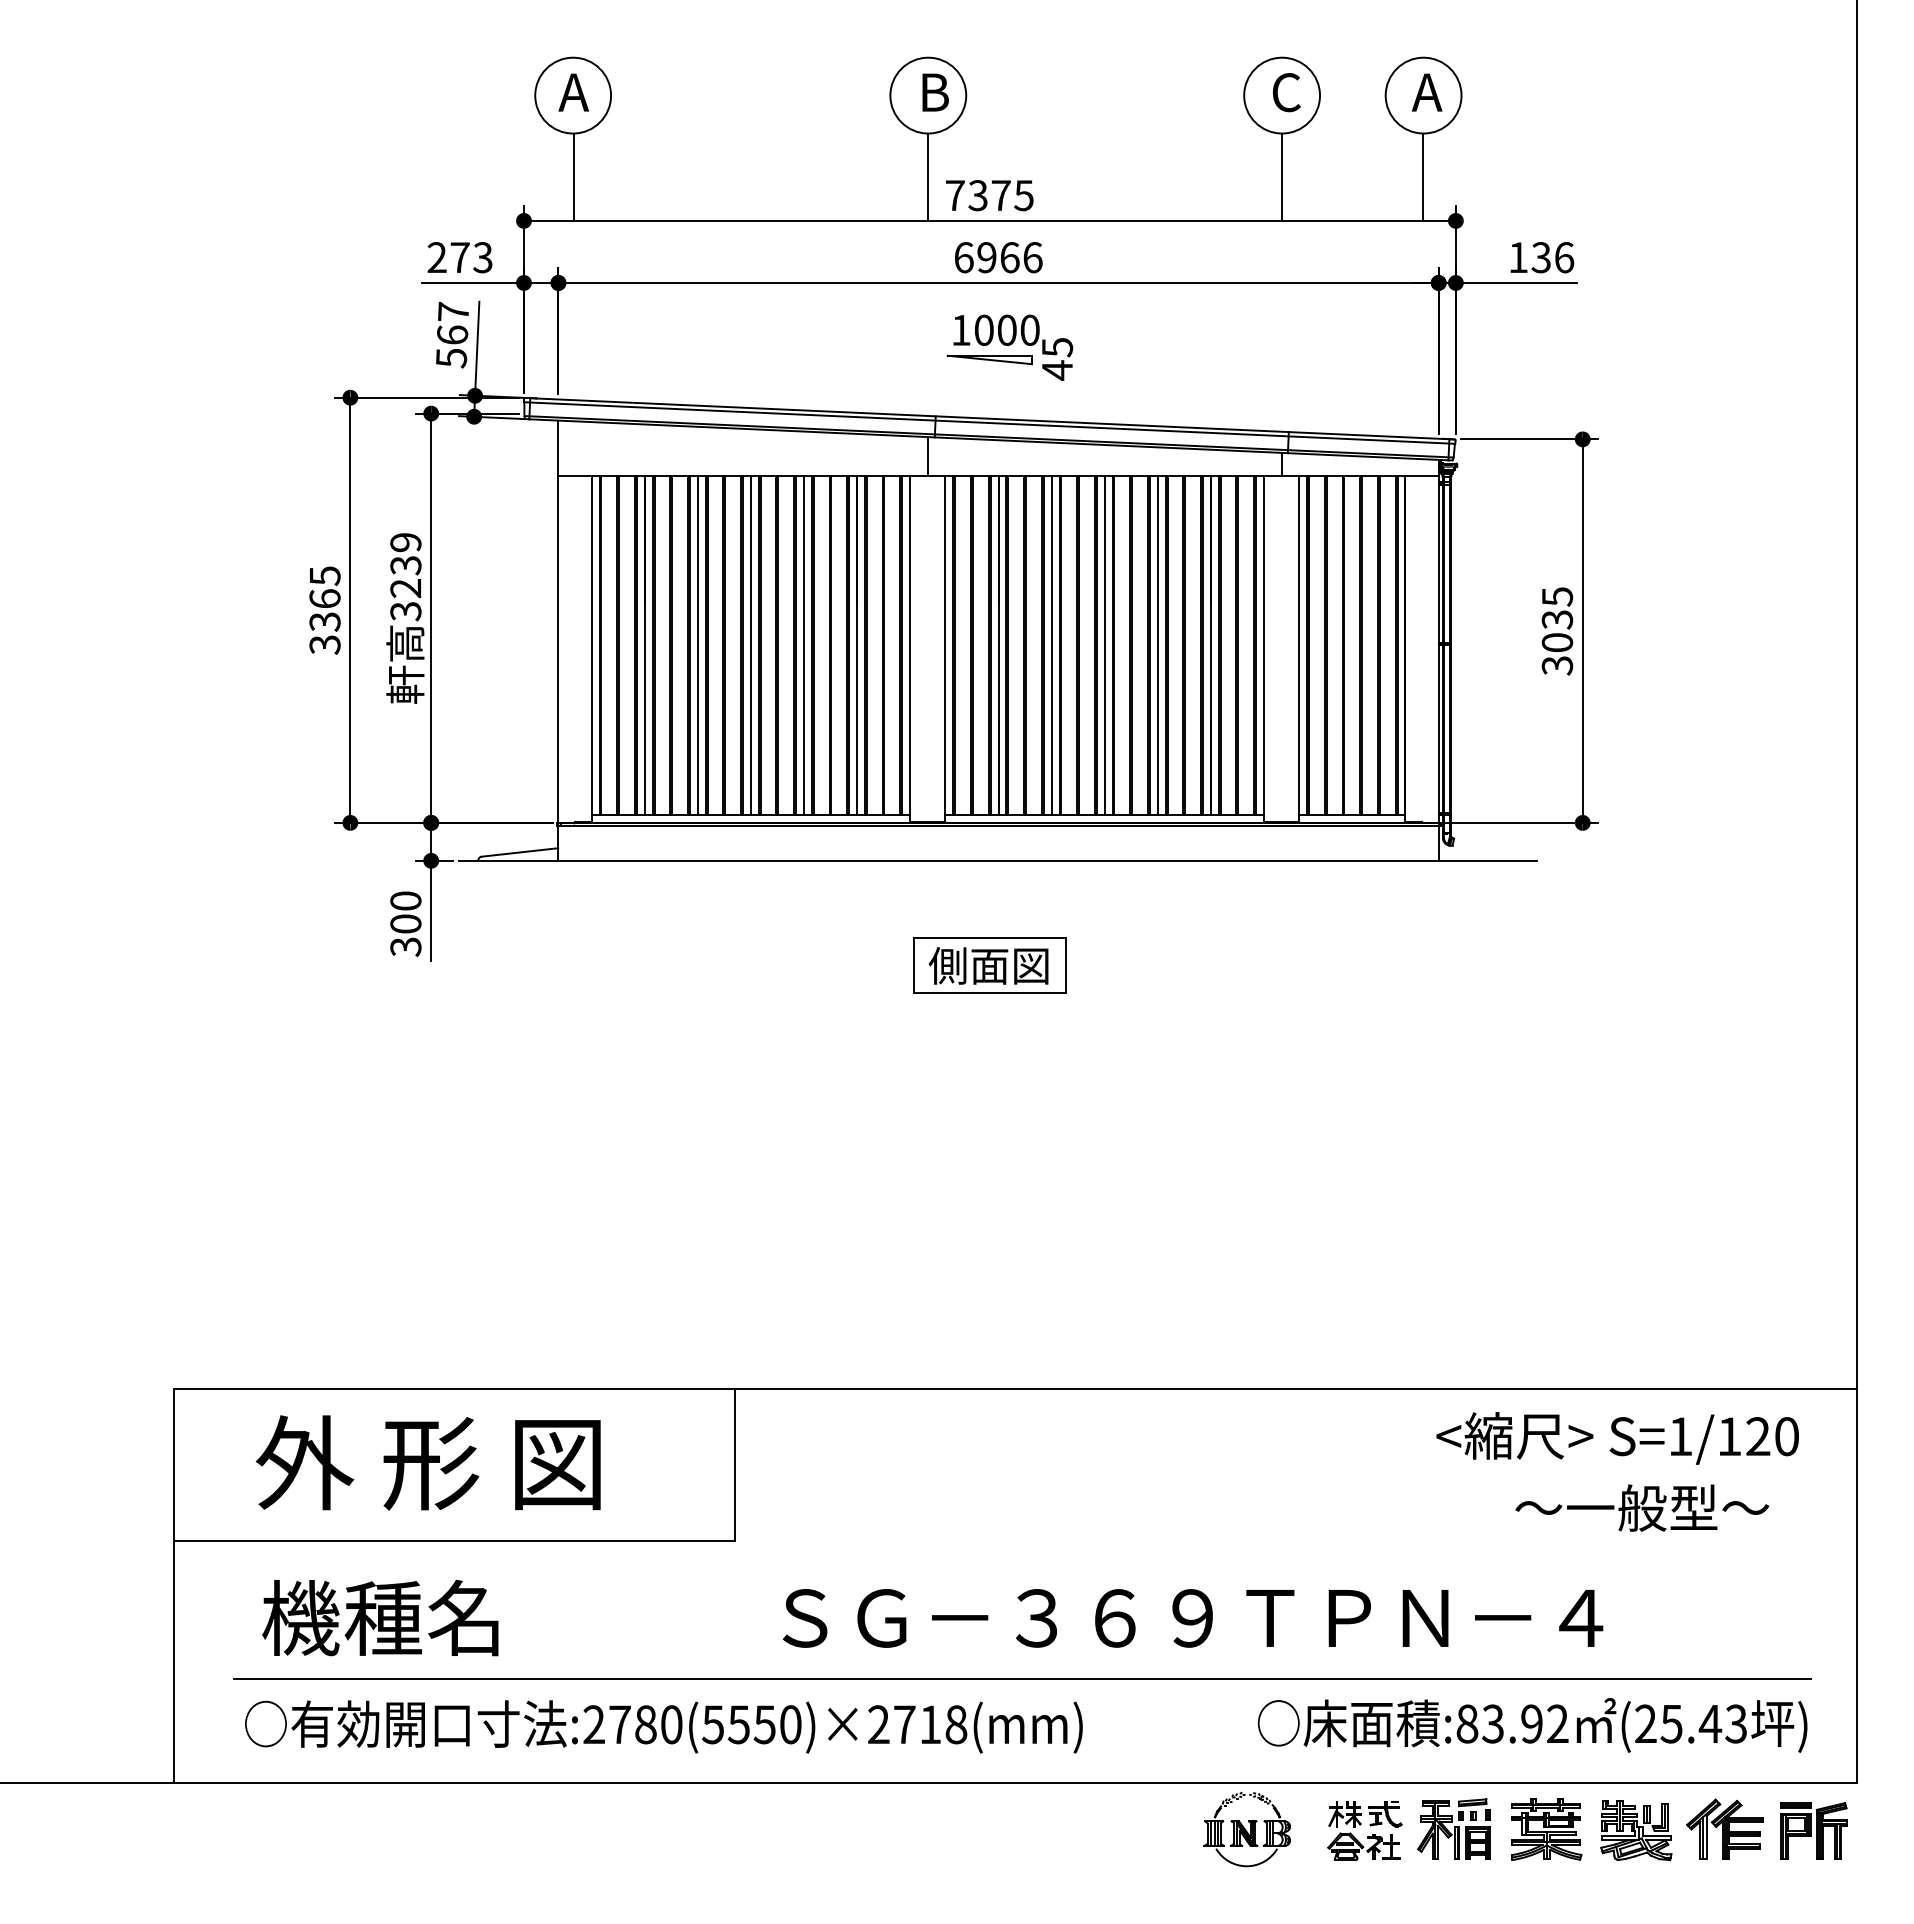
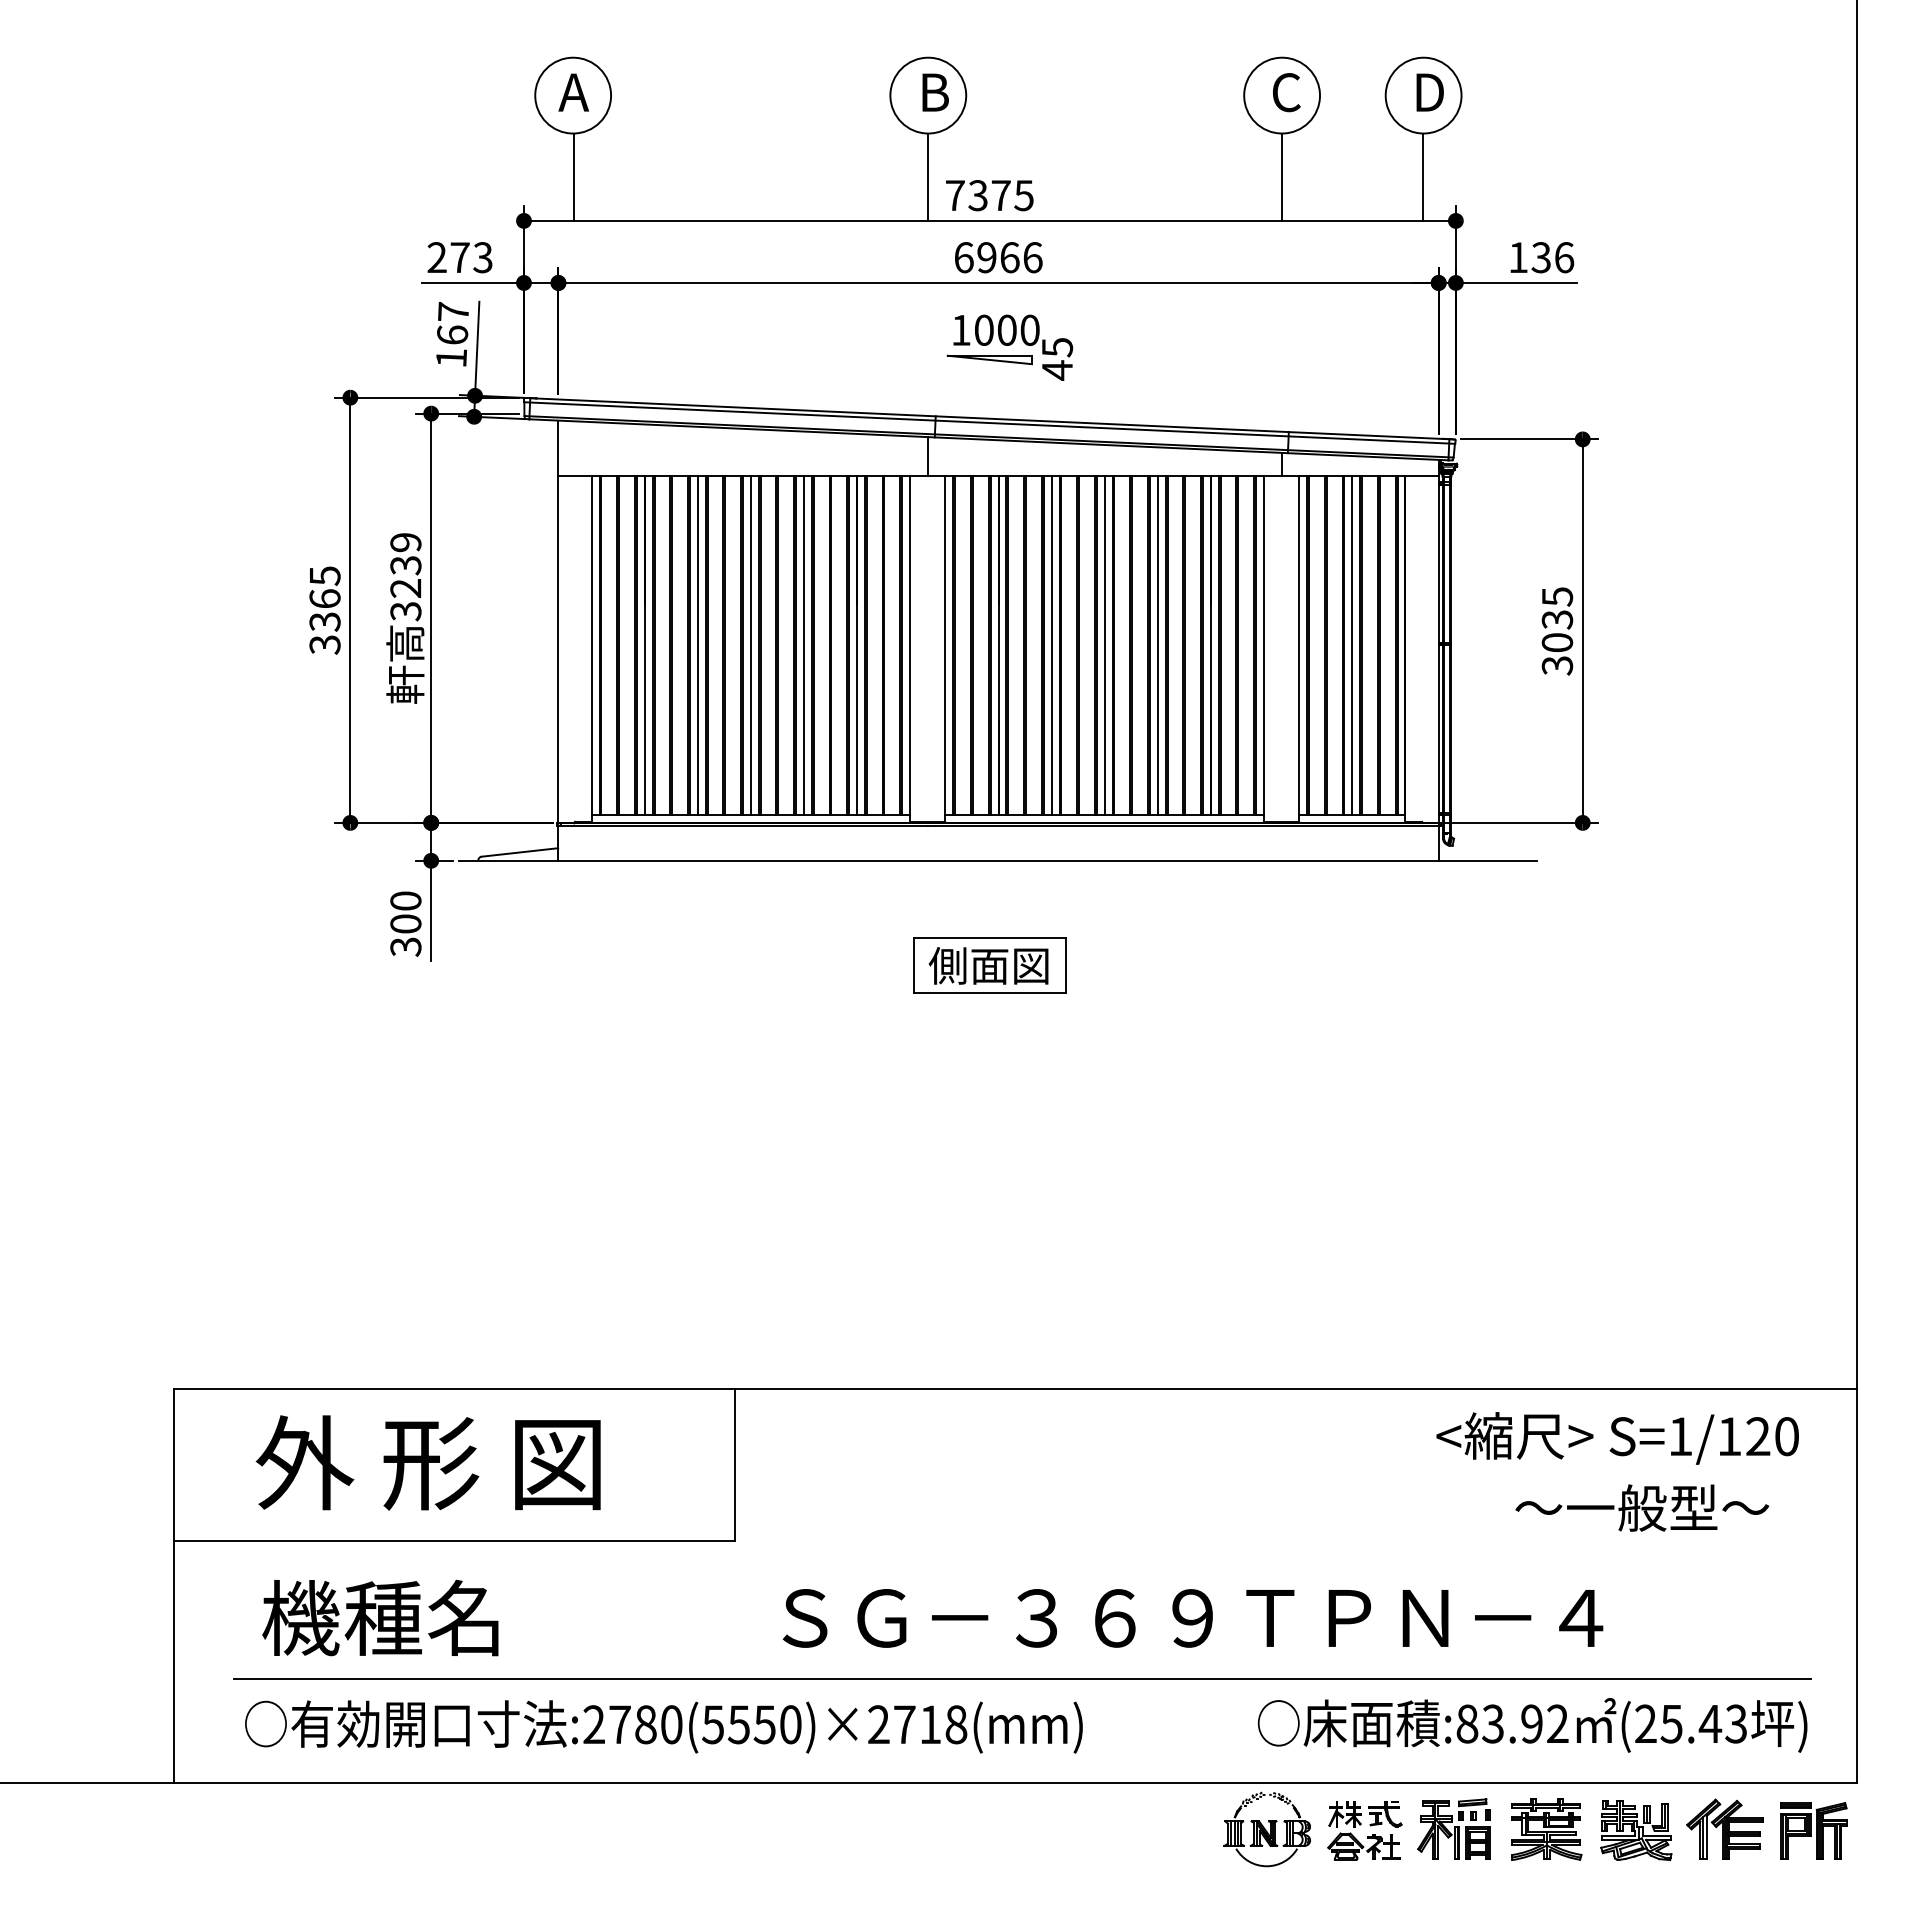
text: A -> D (1427, 92)
text: 567 -> 167 (451, 358)
line: none -> present (1352, 645)
part position: (1246, 1829) -> (1266, 1829) (1266, 1829)
